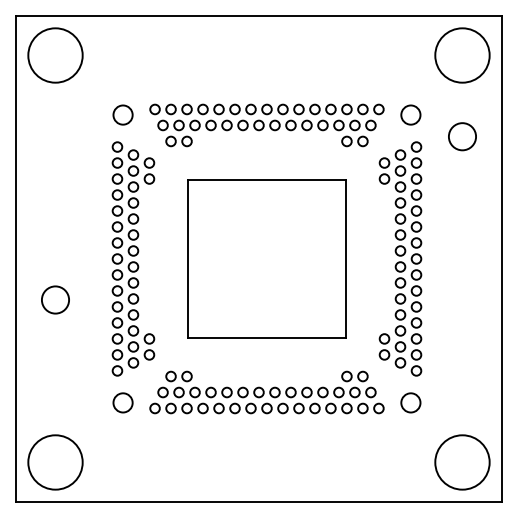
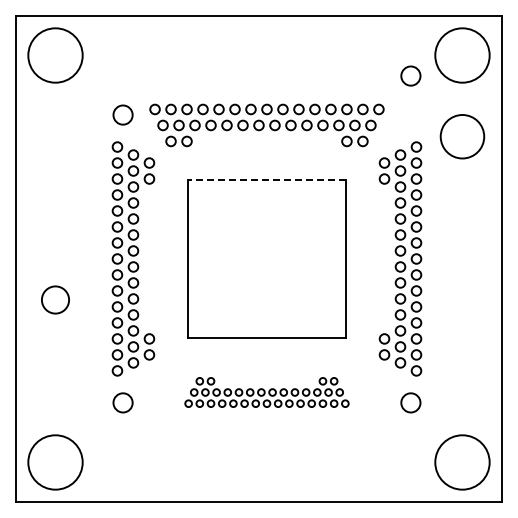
circle position: (410, 114) -> (410, 75) (410, 75)
circle diameter: 27 px -> 43 px (462, 136)
line: solid -> dashed (266, 180)
part size: 236x45 px -> 166x31 px (266, 392)
